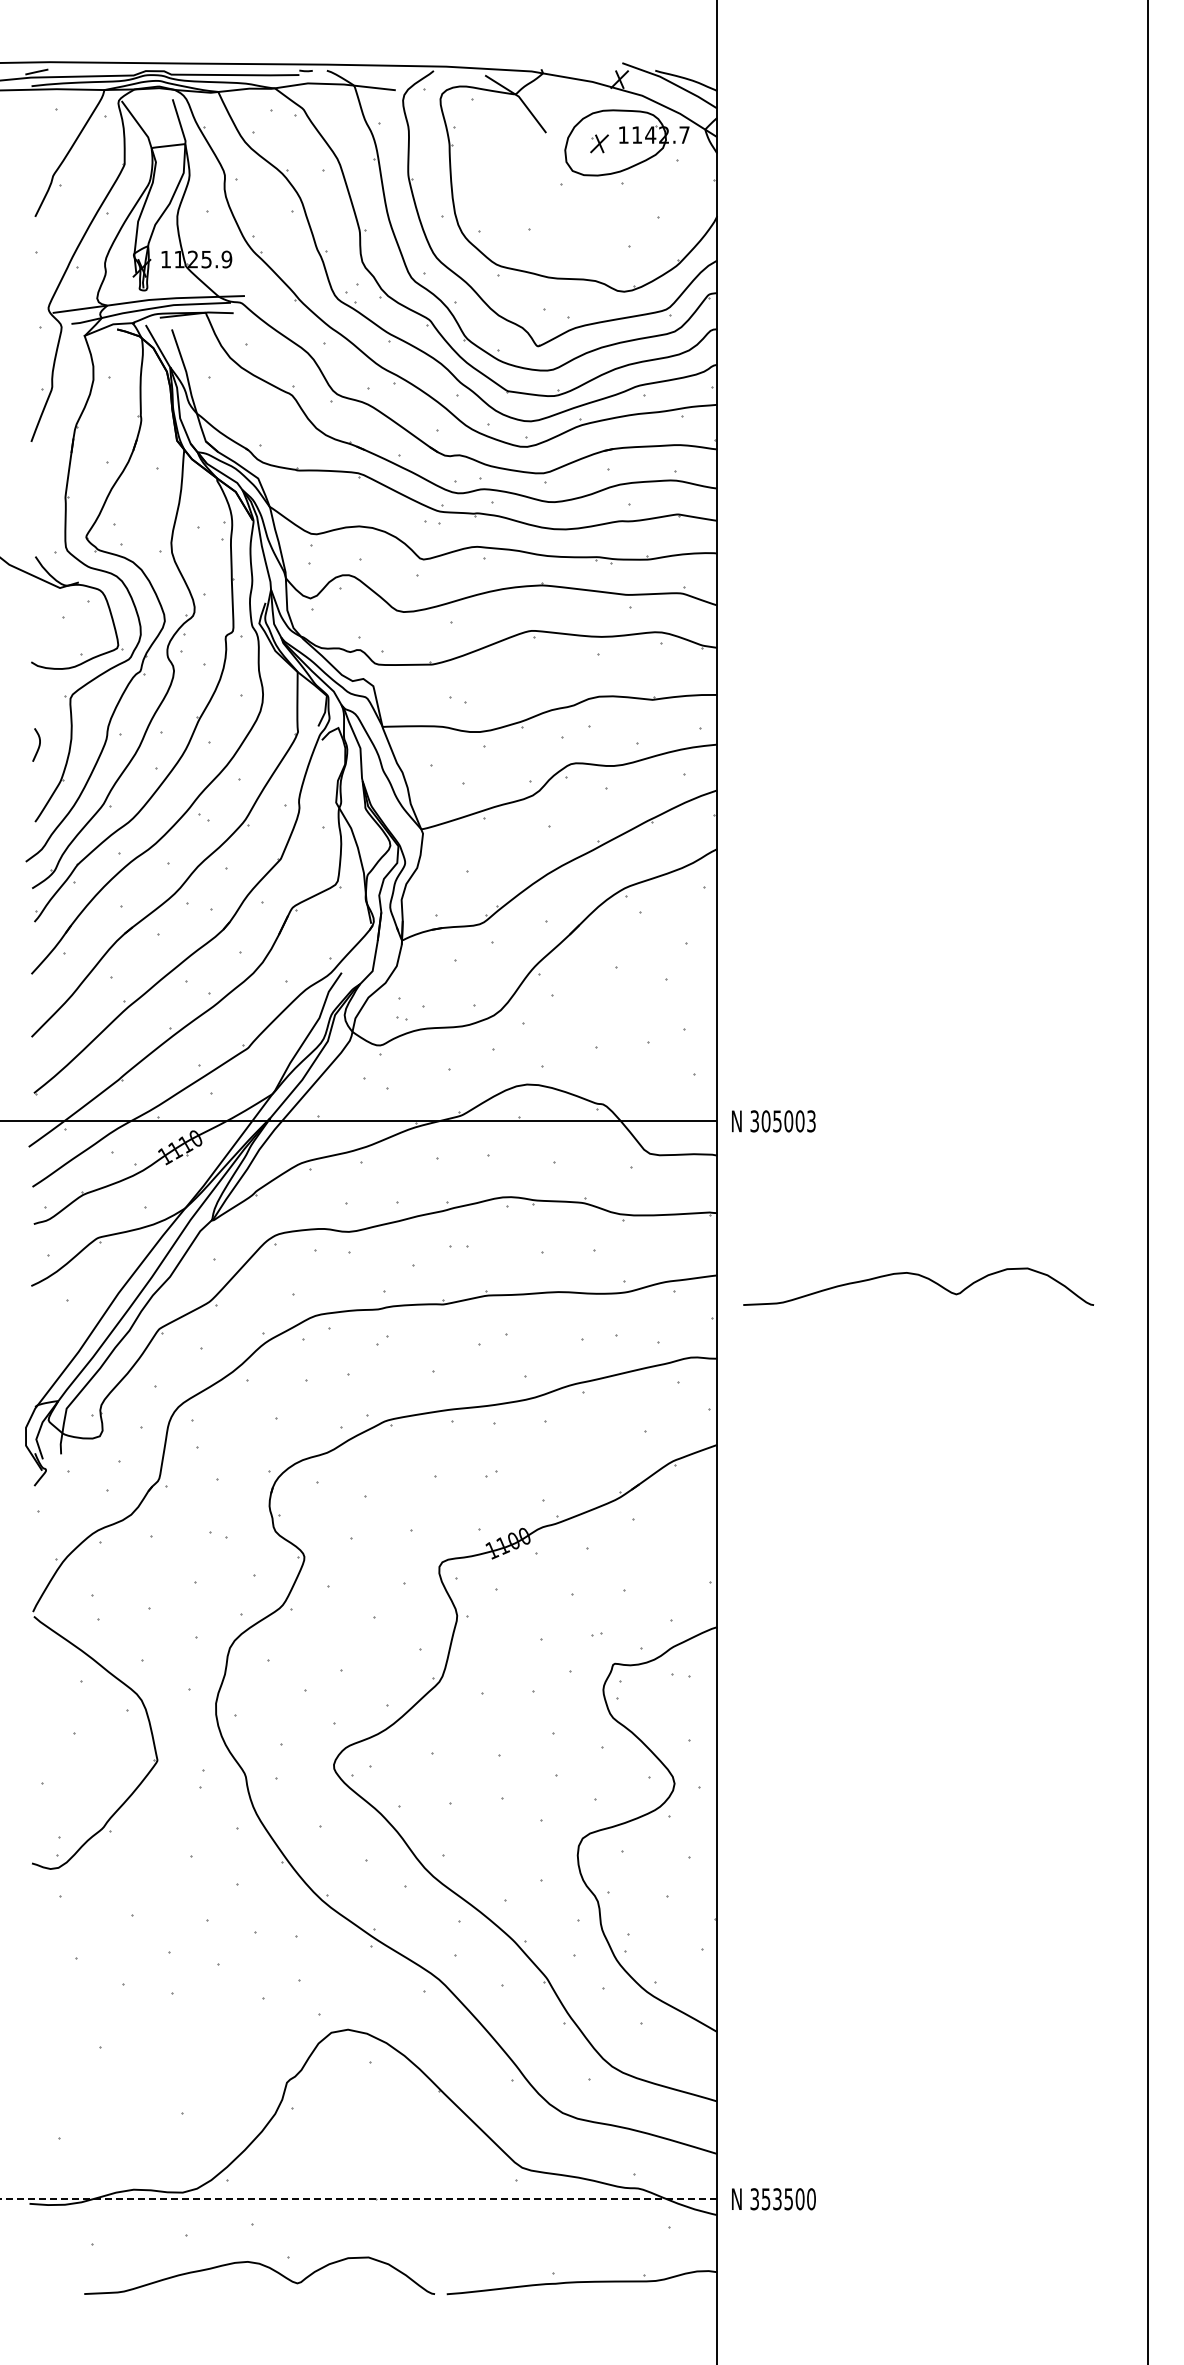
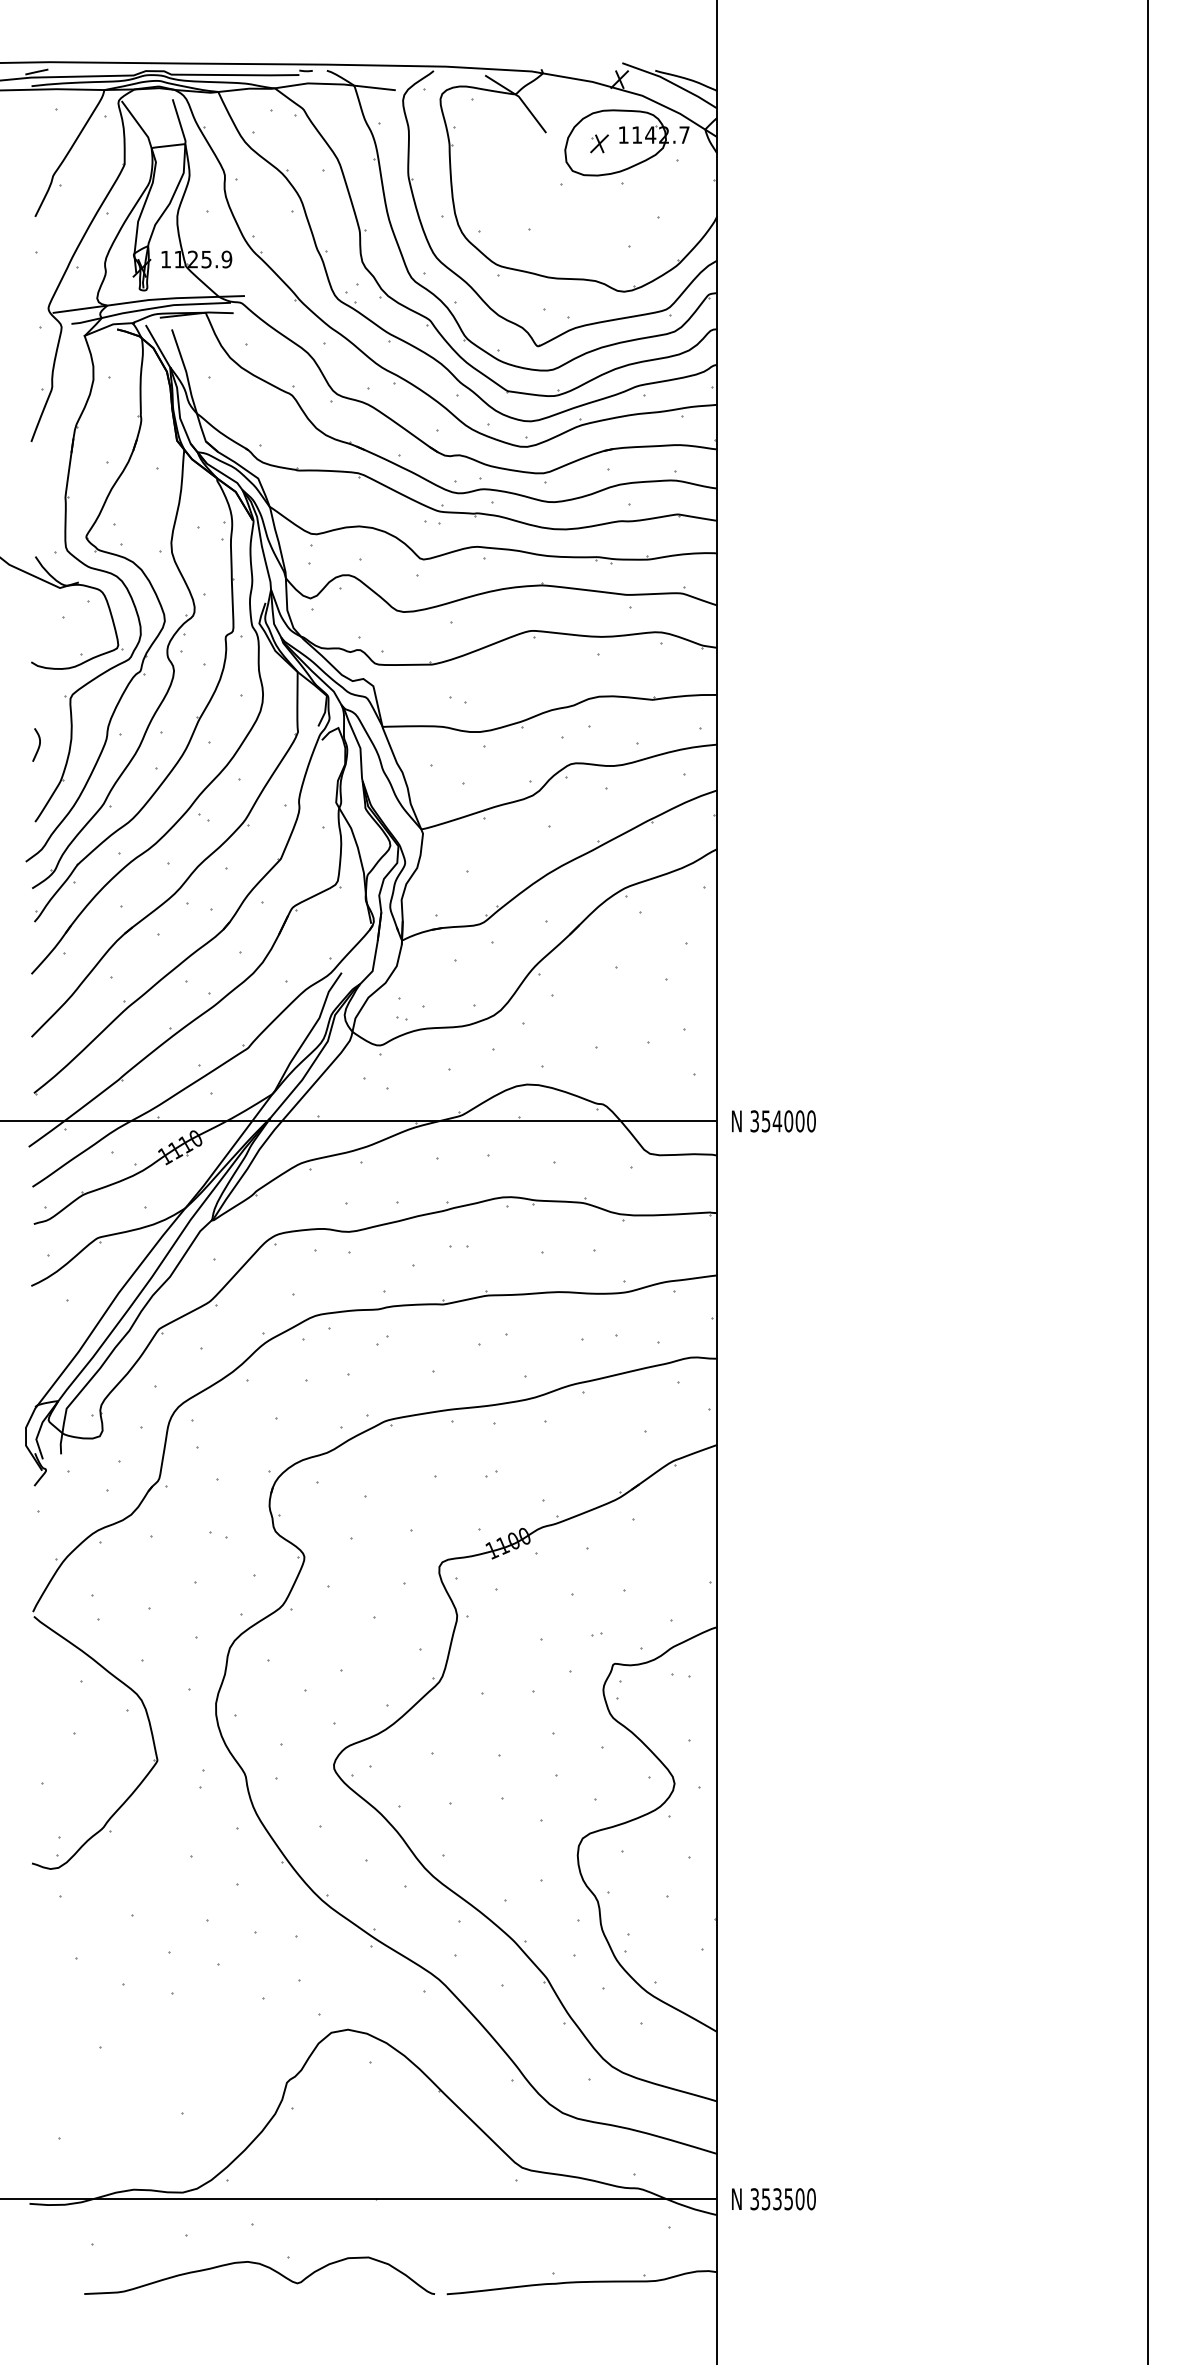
text: 305003 -> 354000 (788, 1121)
curve: present -> none (922, 1277)
line: dashed -> solid (358, 2199)
